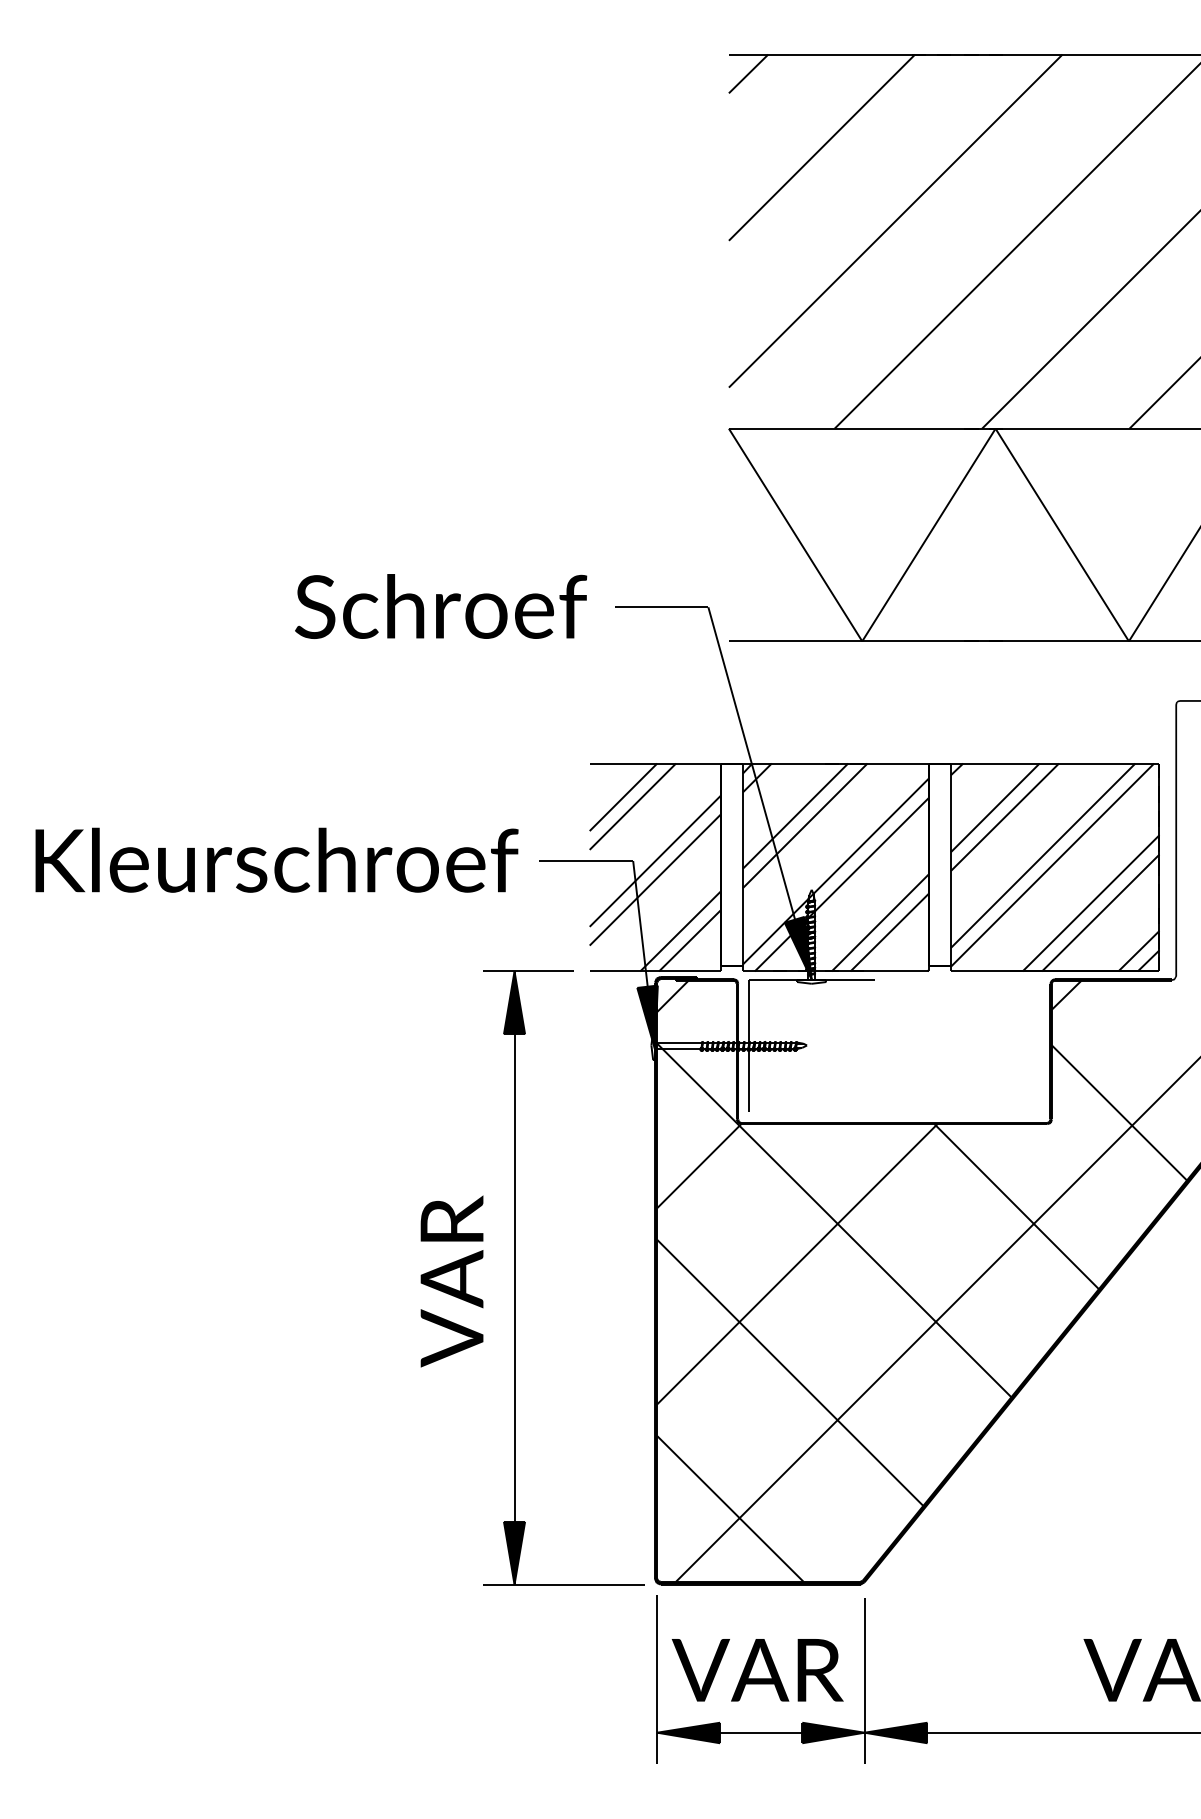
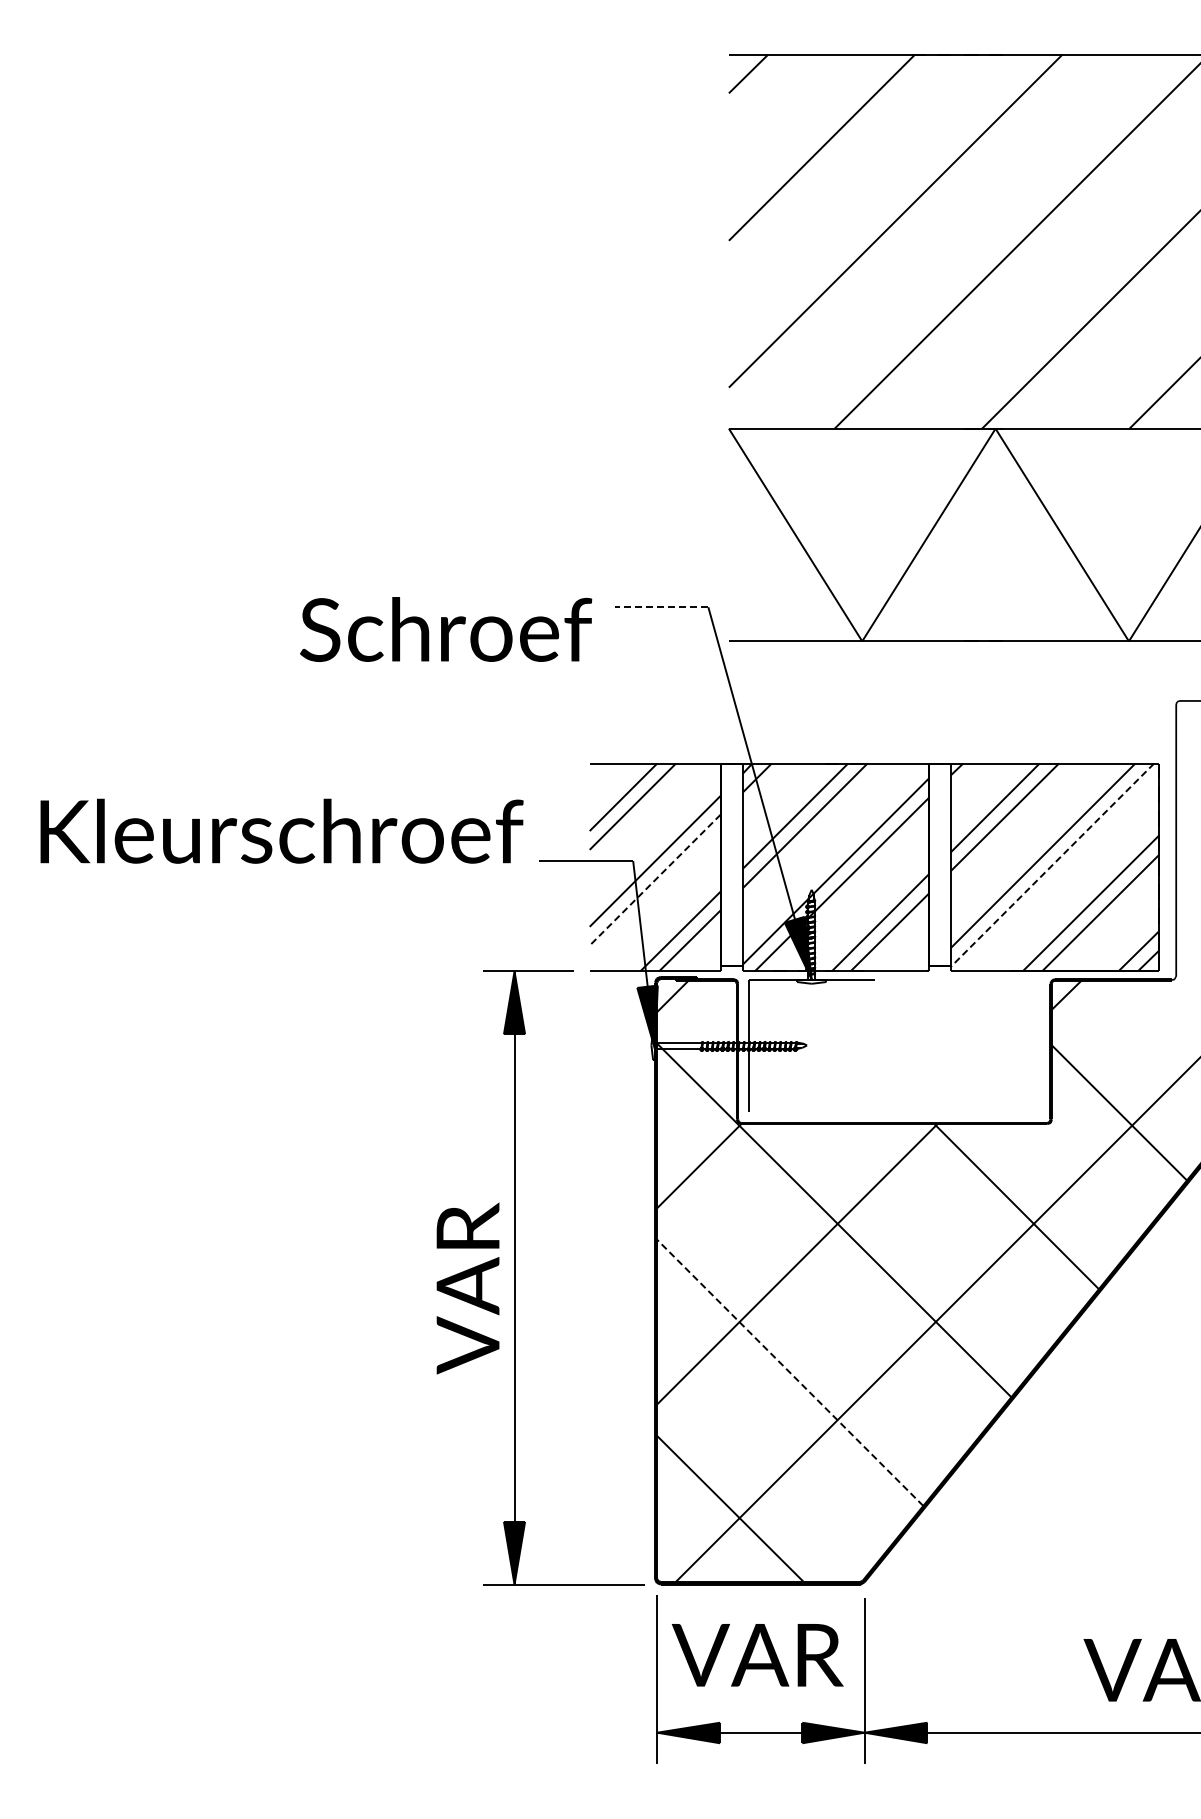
text position: (441, 606) -> (446, 629) (446, 629)
line: solid -> dashed (661, 607)
text position: (276, 859) -> (281, 830) (281, 830)
line: solid -> dashed (1052, 865)
line: solid -> dashed (655, 880)
text position: (451, 1281) -> (467, 1288) (467, 1288)
line: solid -> dashed (789, 1372)
text position: (757, 1670) -> (757, 1655) (757, 1655)
